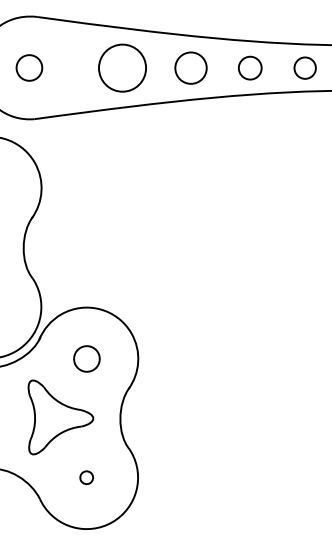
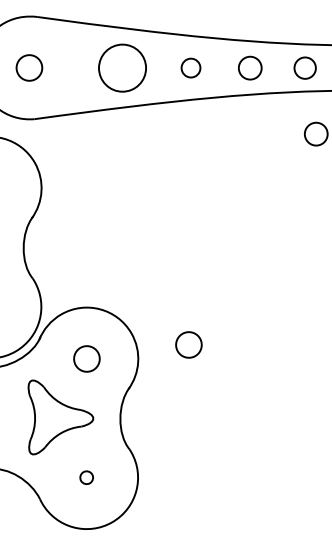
part size: 34x34 px -> 22x22 px (190, 67)
part: none -> present (316, 133)
part: none -> present (188, 344)
